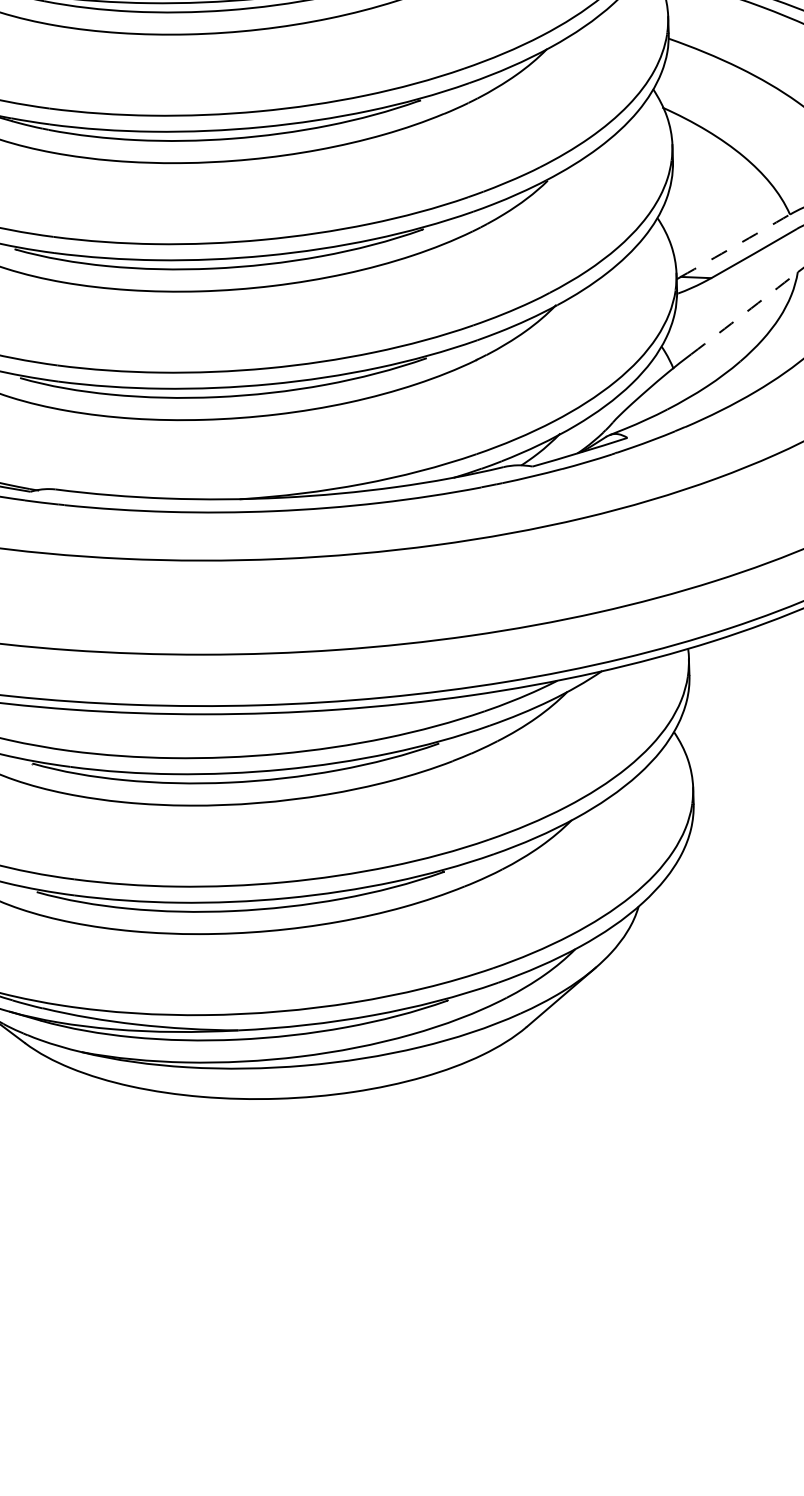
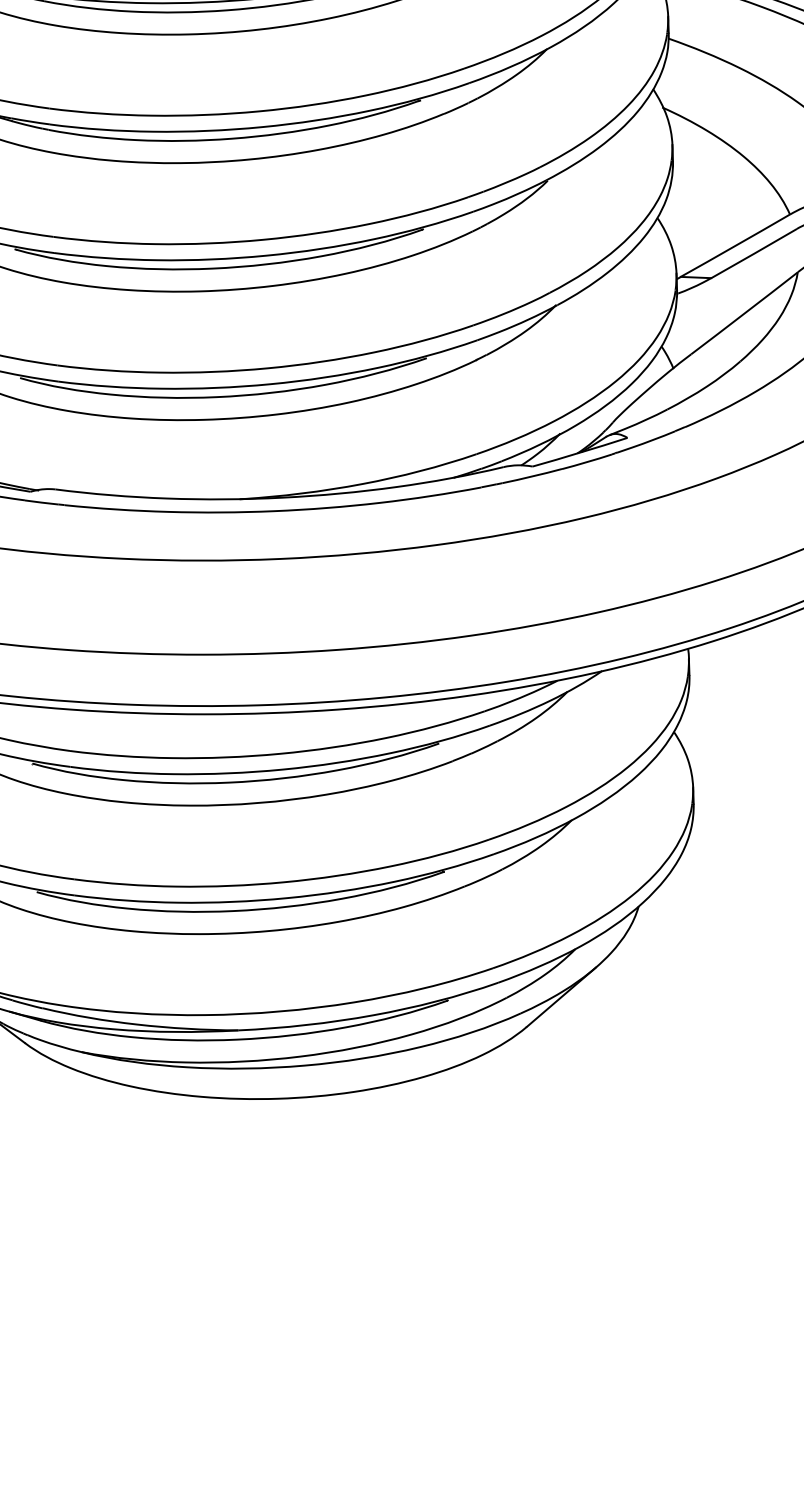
arc: dashed -> solid (735, 245)
arc: dashed -> solid (744, 313)
